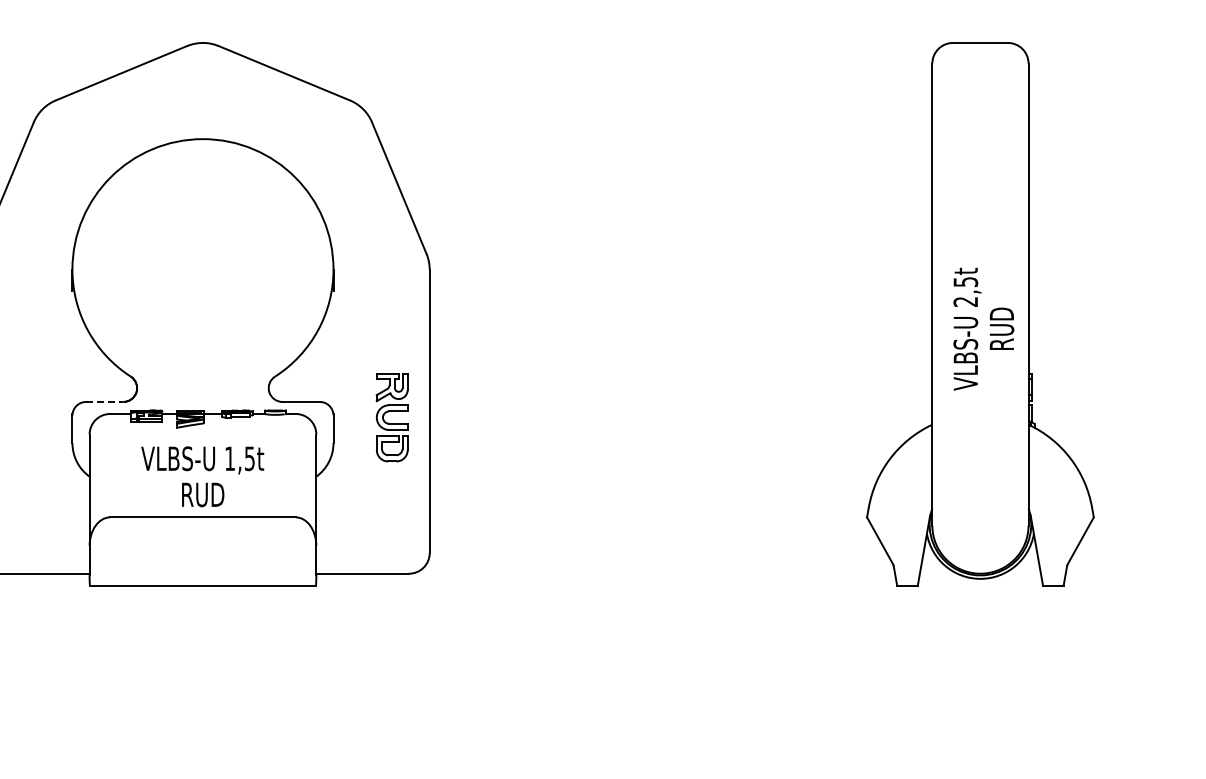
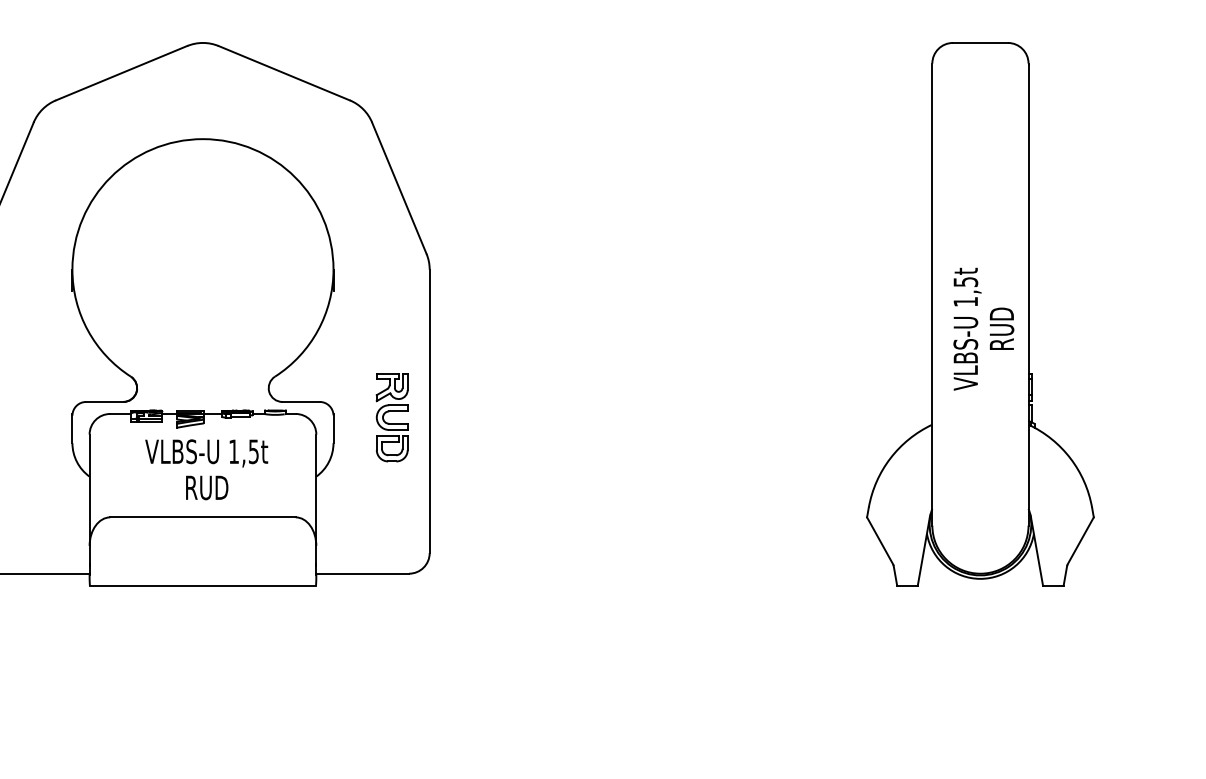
text: 2,5t -> 1,5t (965, 301)
line: dashed -> solid (104, 401)
text position: (202, 476) -> (206, 469) (206, 469)
